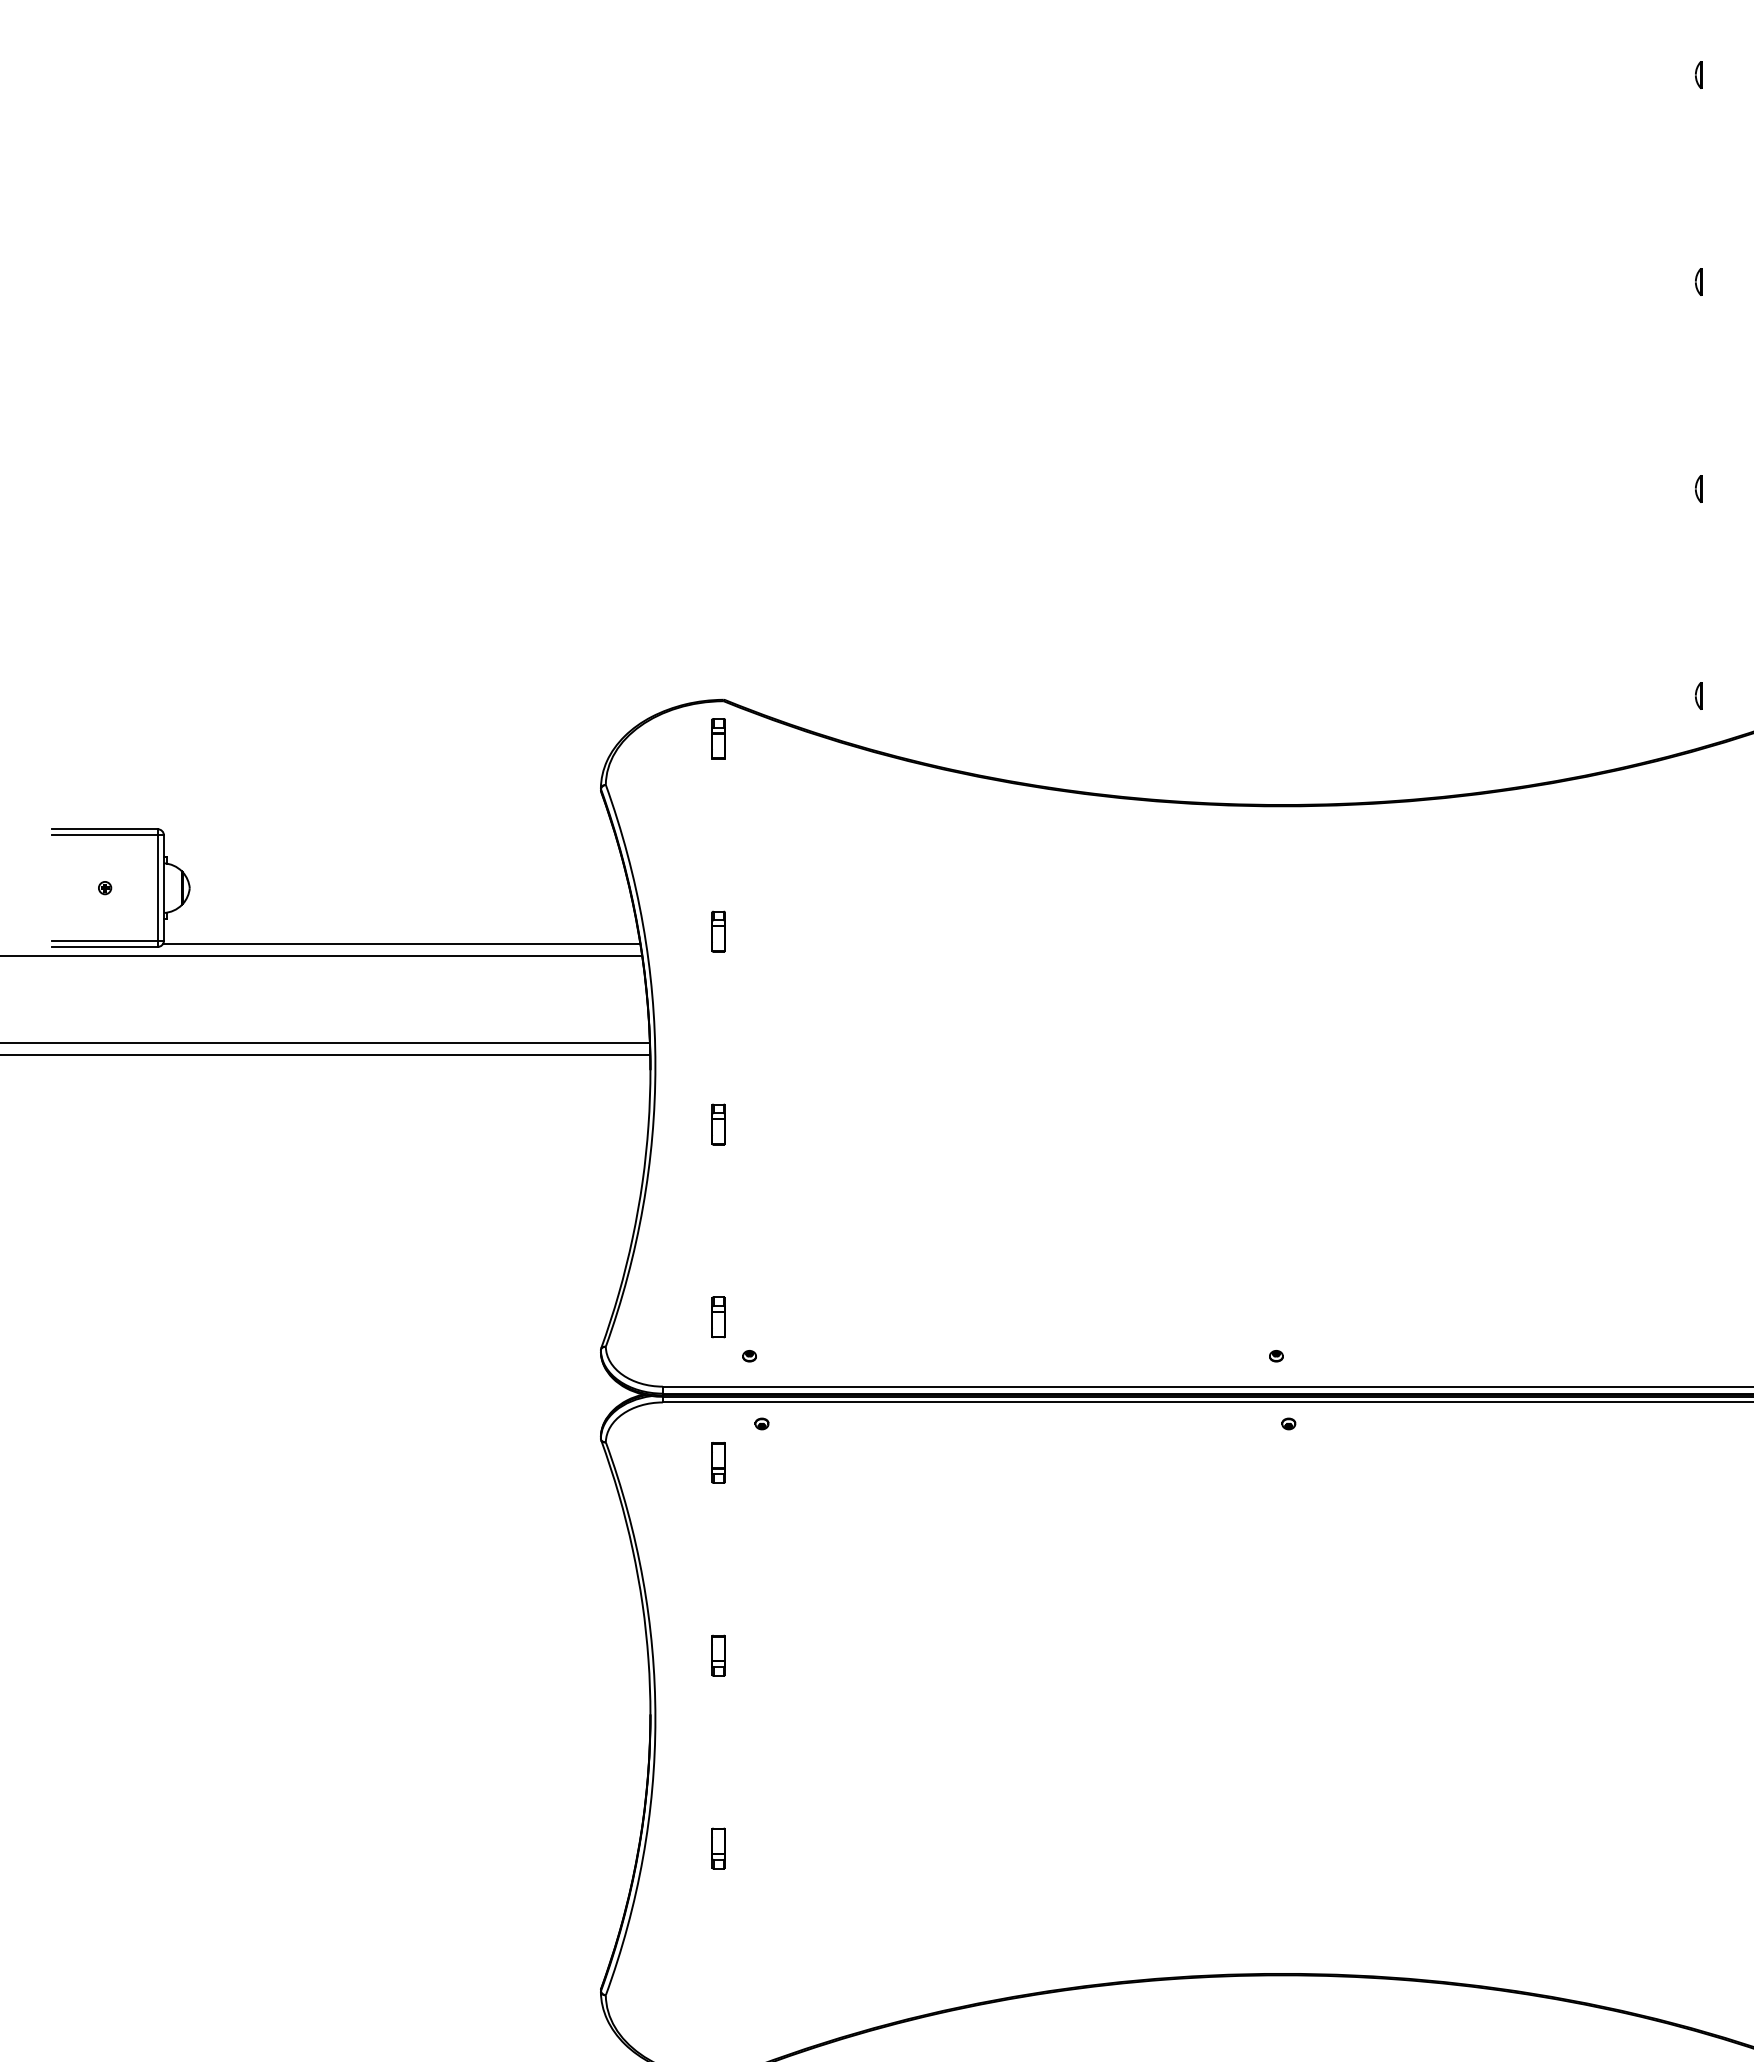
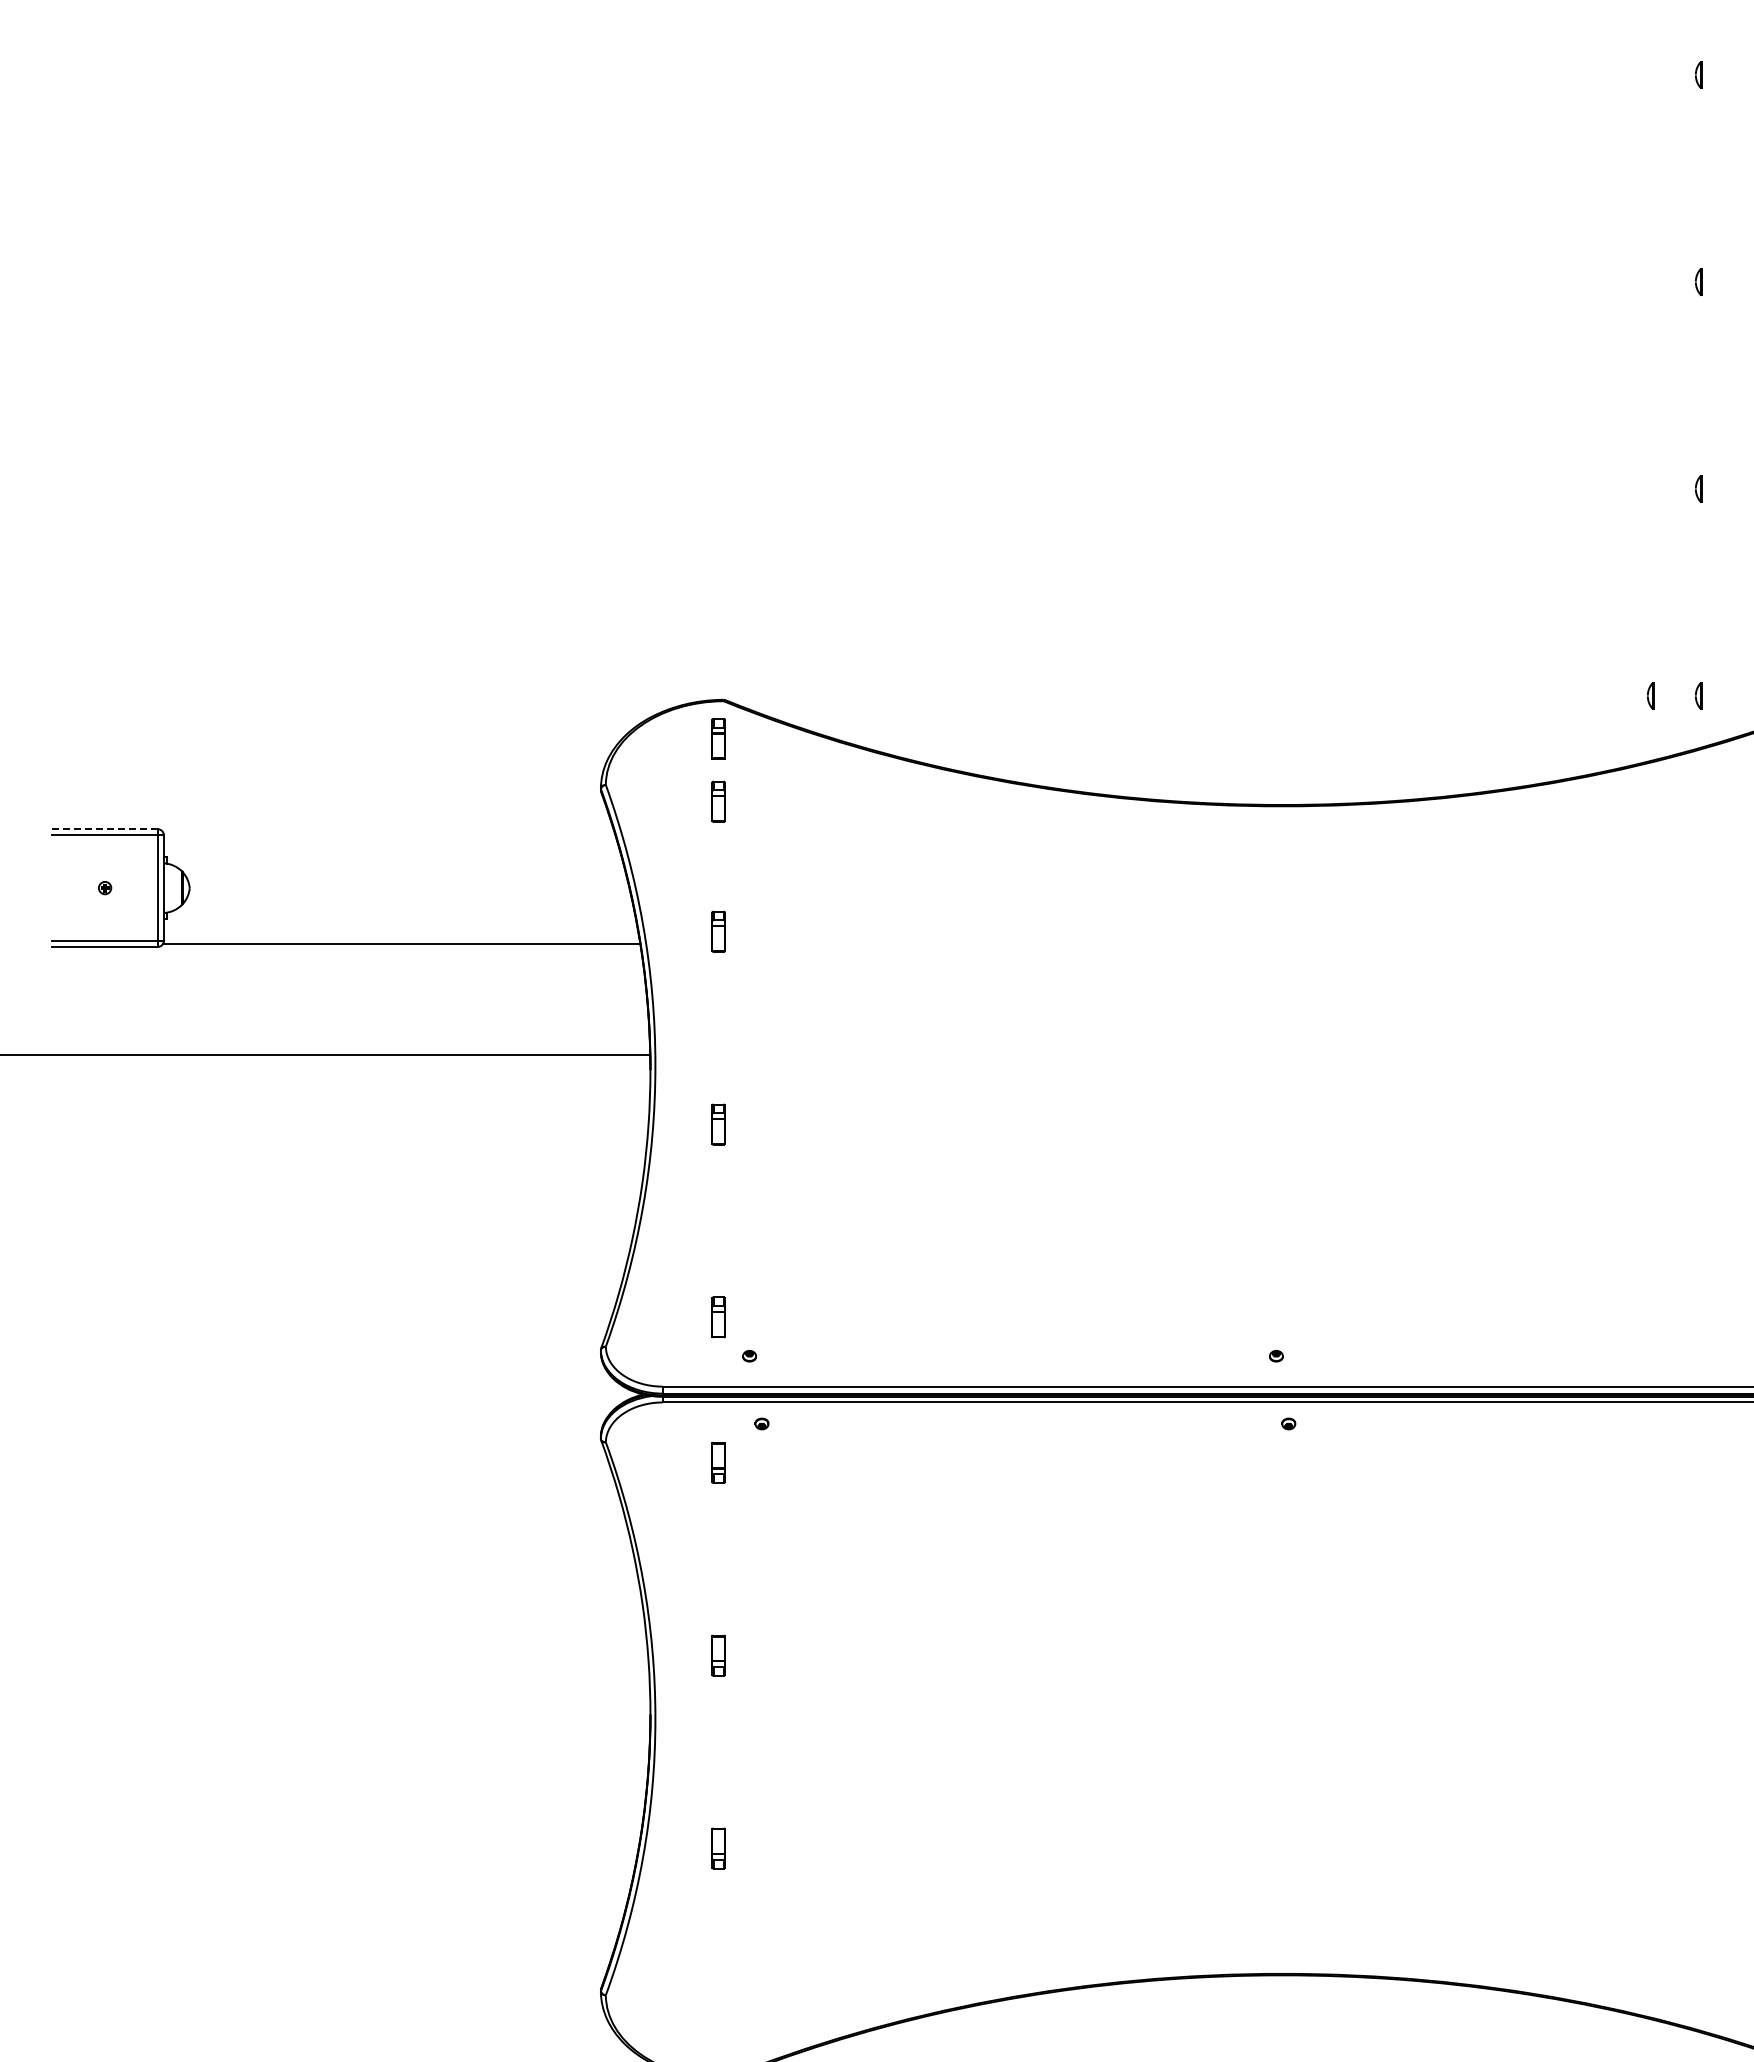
part: none -> present (1650, 695)
part: none -> present (718, 801)
line: solid -> dashed (105, 829)
line: present -> none (322, 956)
line: present -> none (325, 1043)
